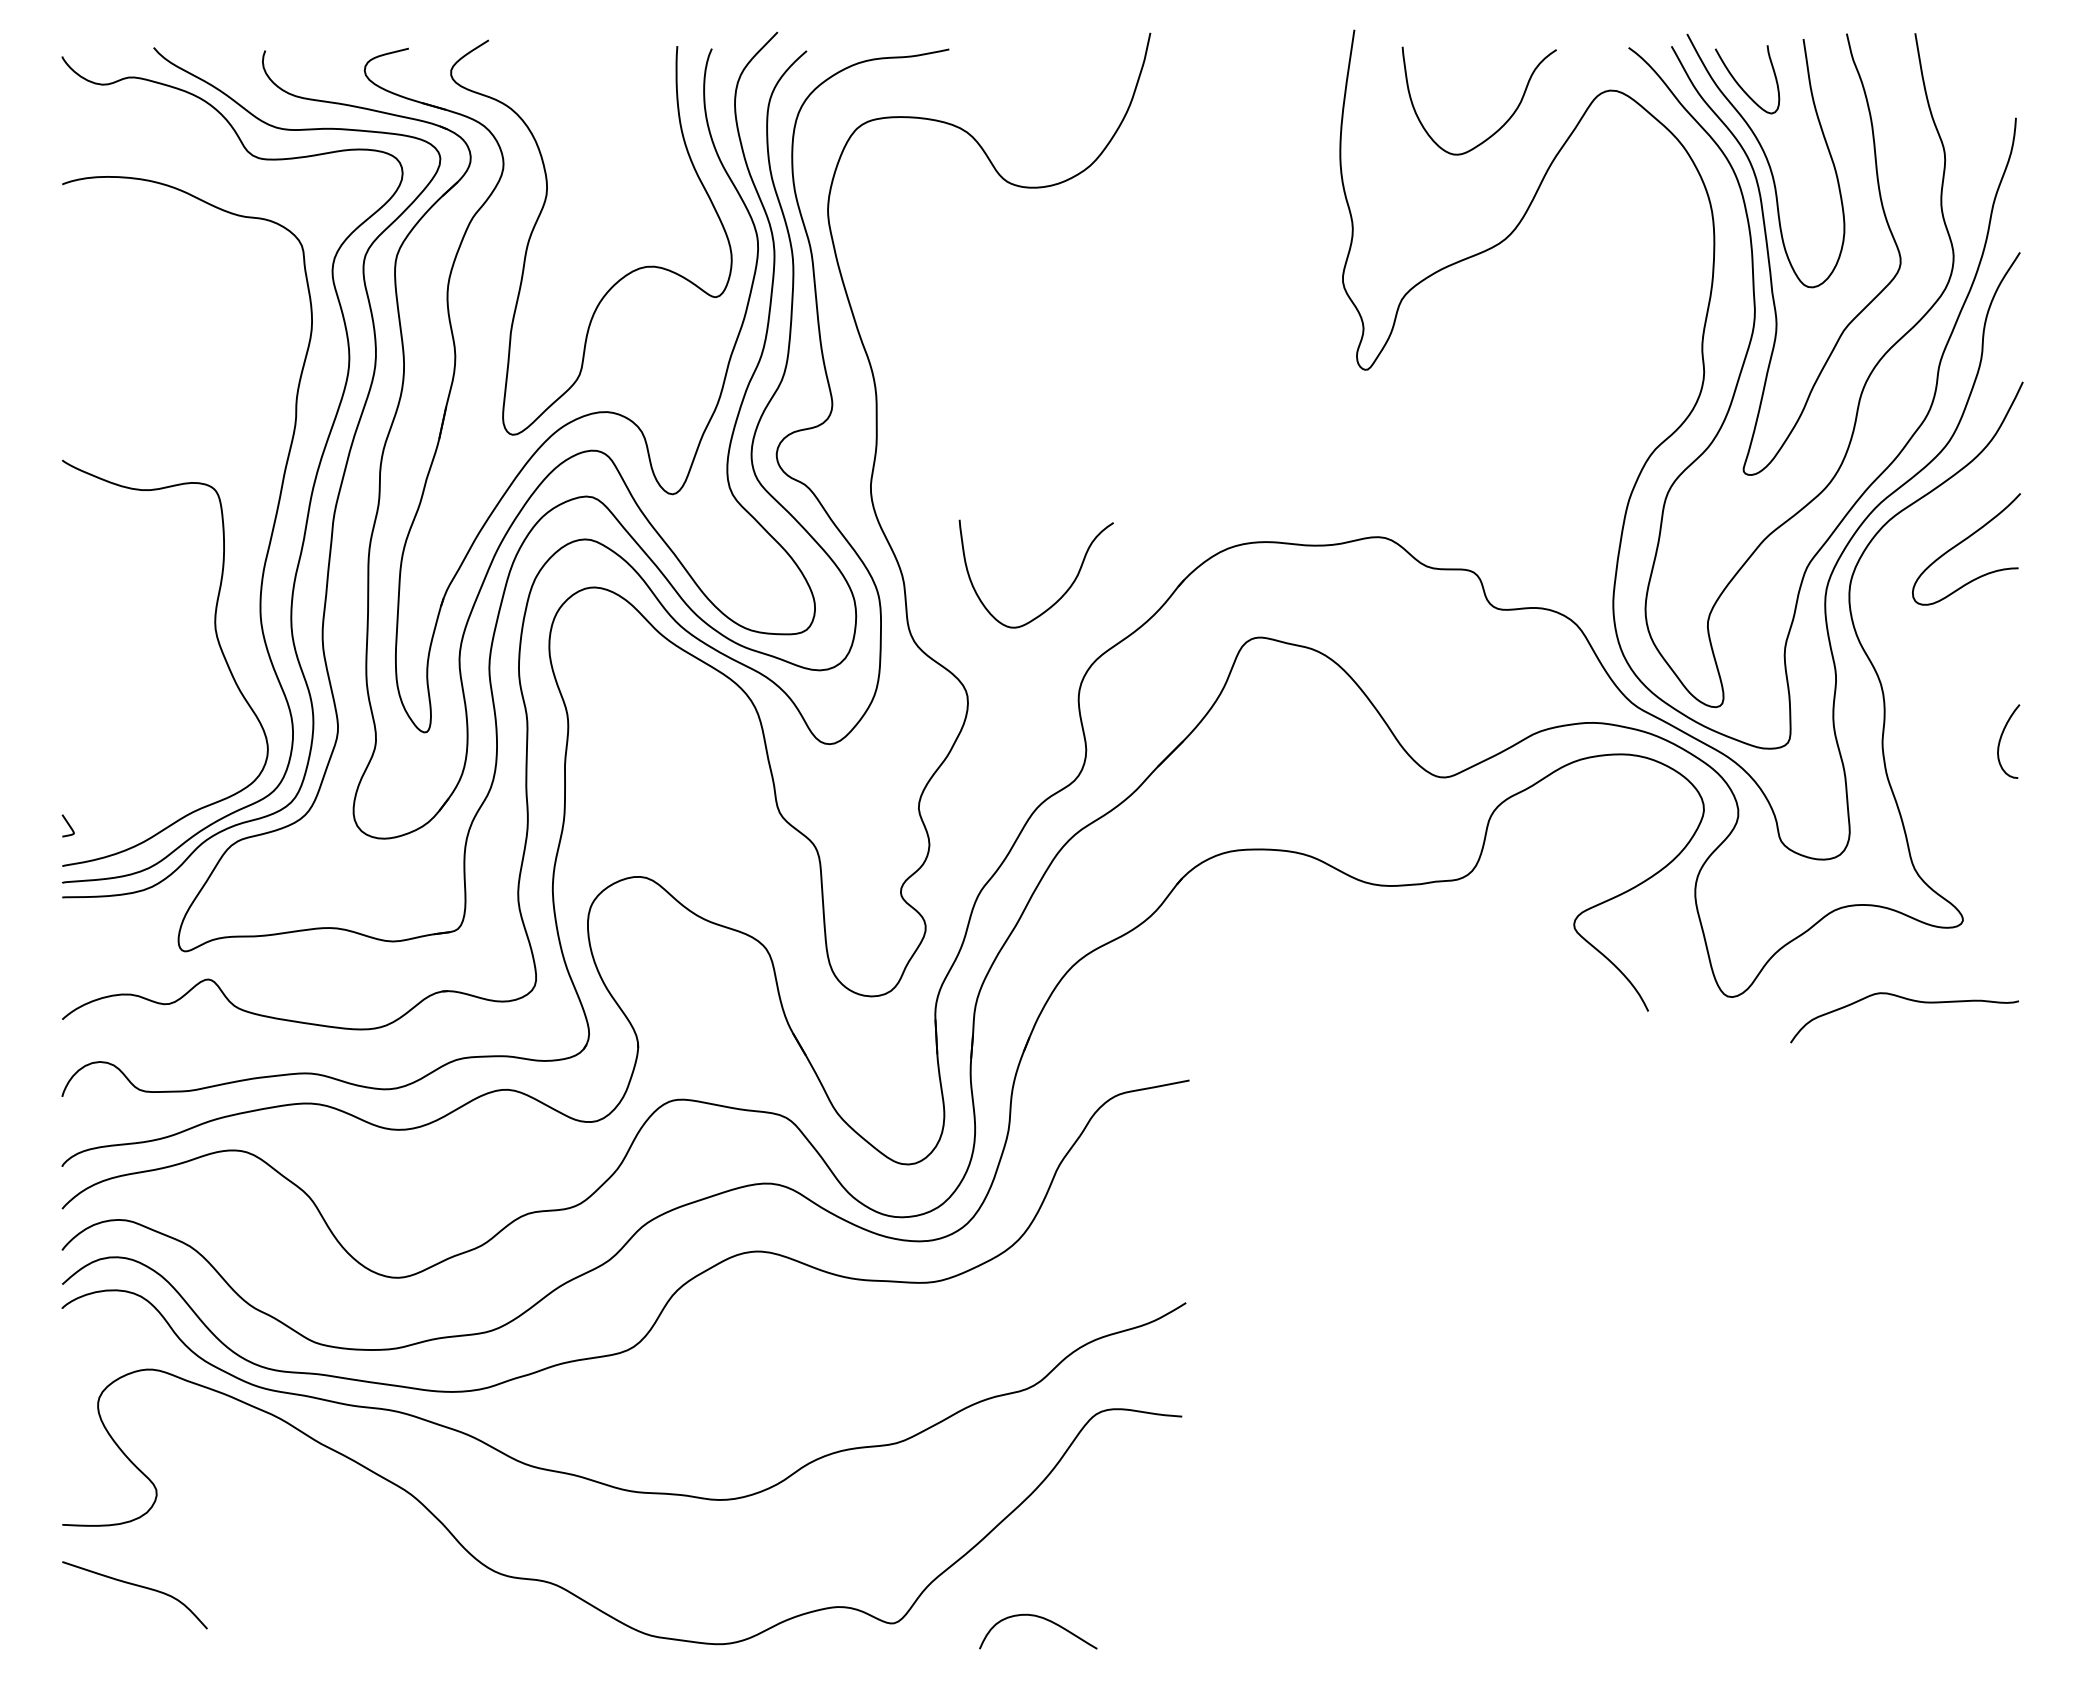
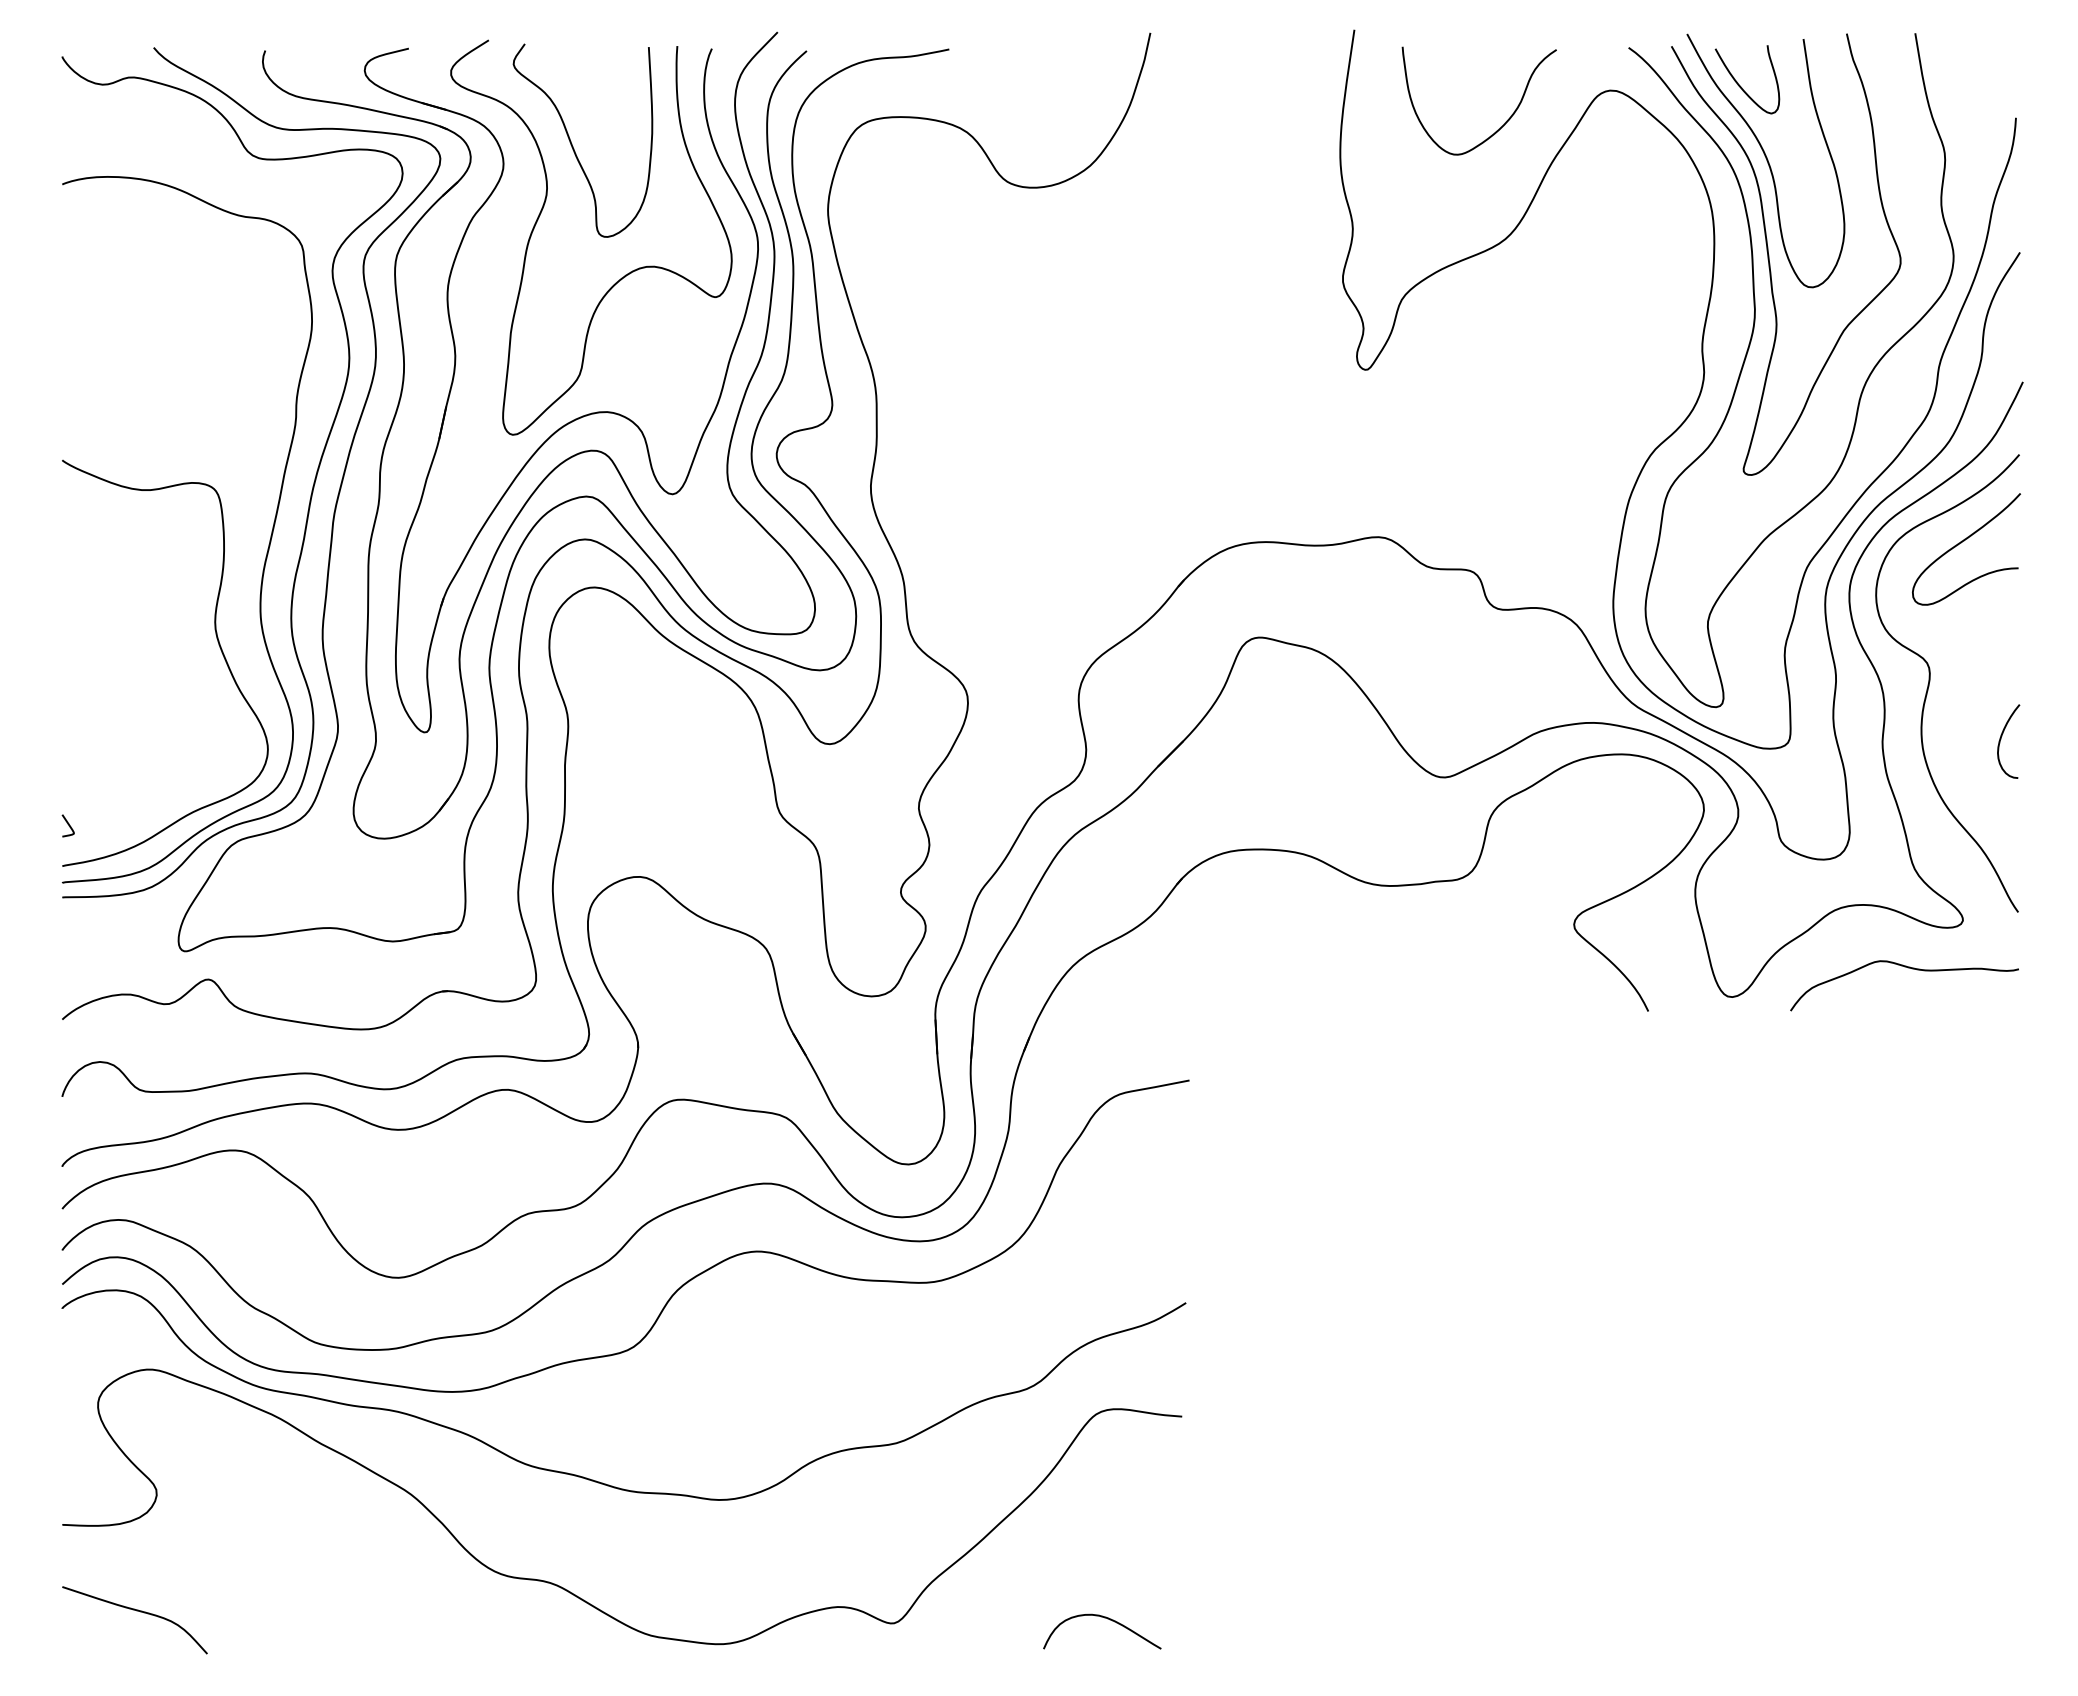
curve: none -> present (572, 143)
curve: present -> none (1062, 594)
curve: none -> present (1930, 681)
curve position: (1908, 1000) -> (1908, 968) (1908, 968)
curve position: (136, 1586) -> (136, 1611) (136, 1611)
curve position: (1043, 1619) -> (1107, 1619) (1107, 1619)
